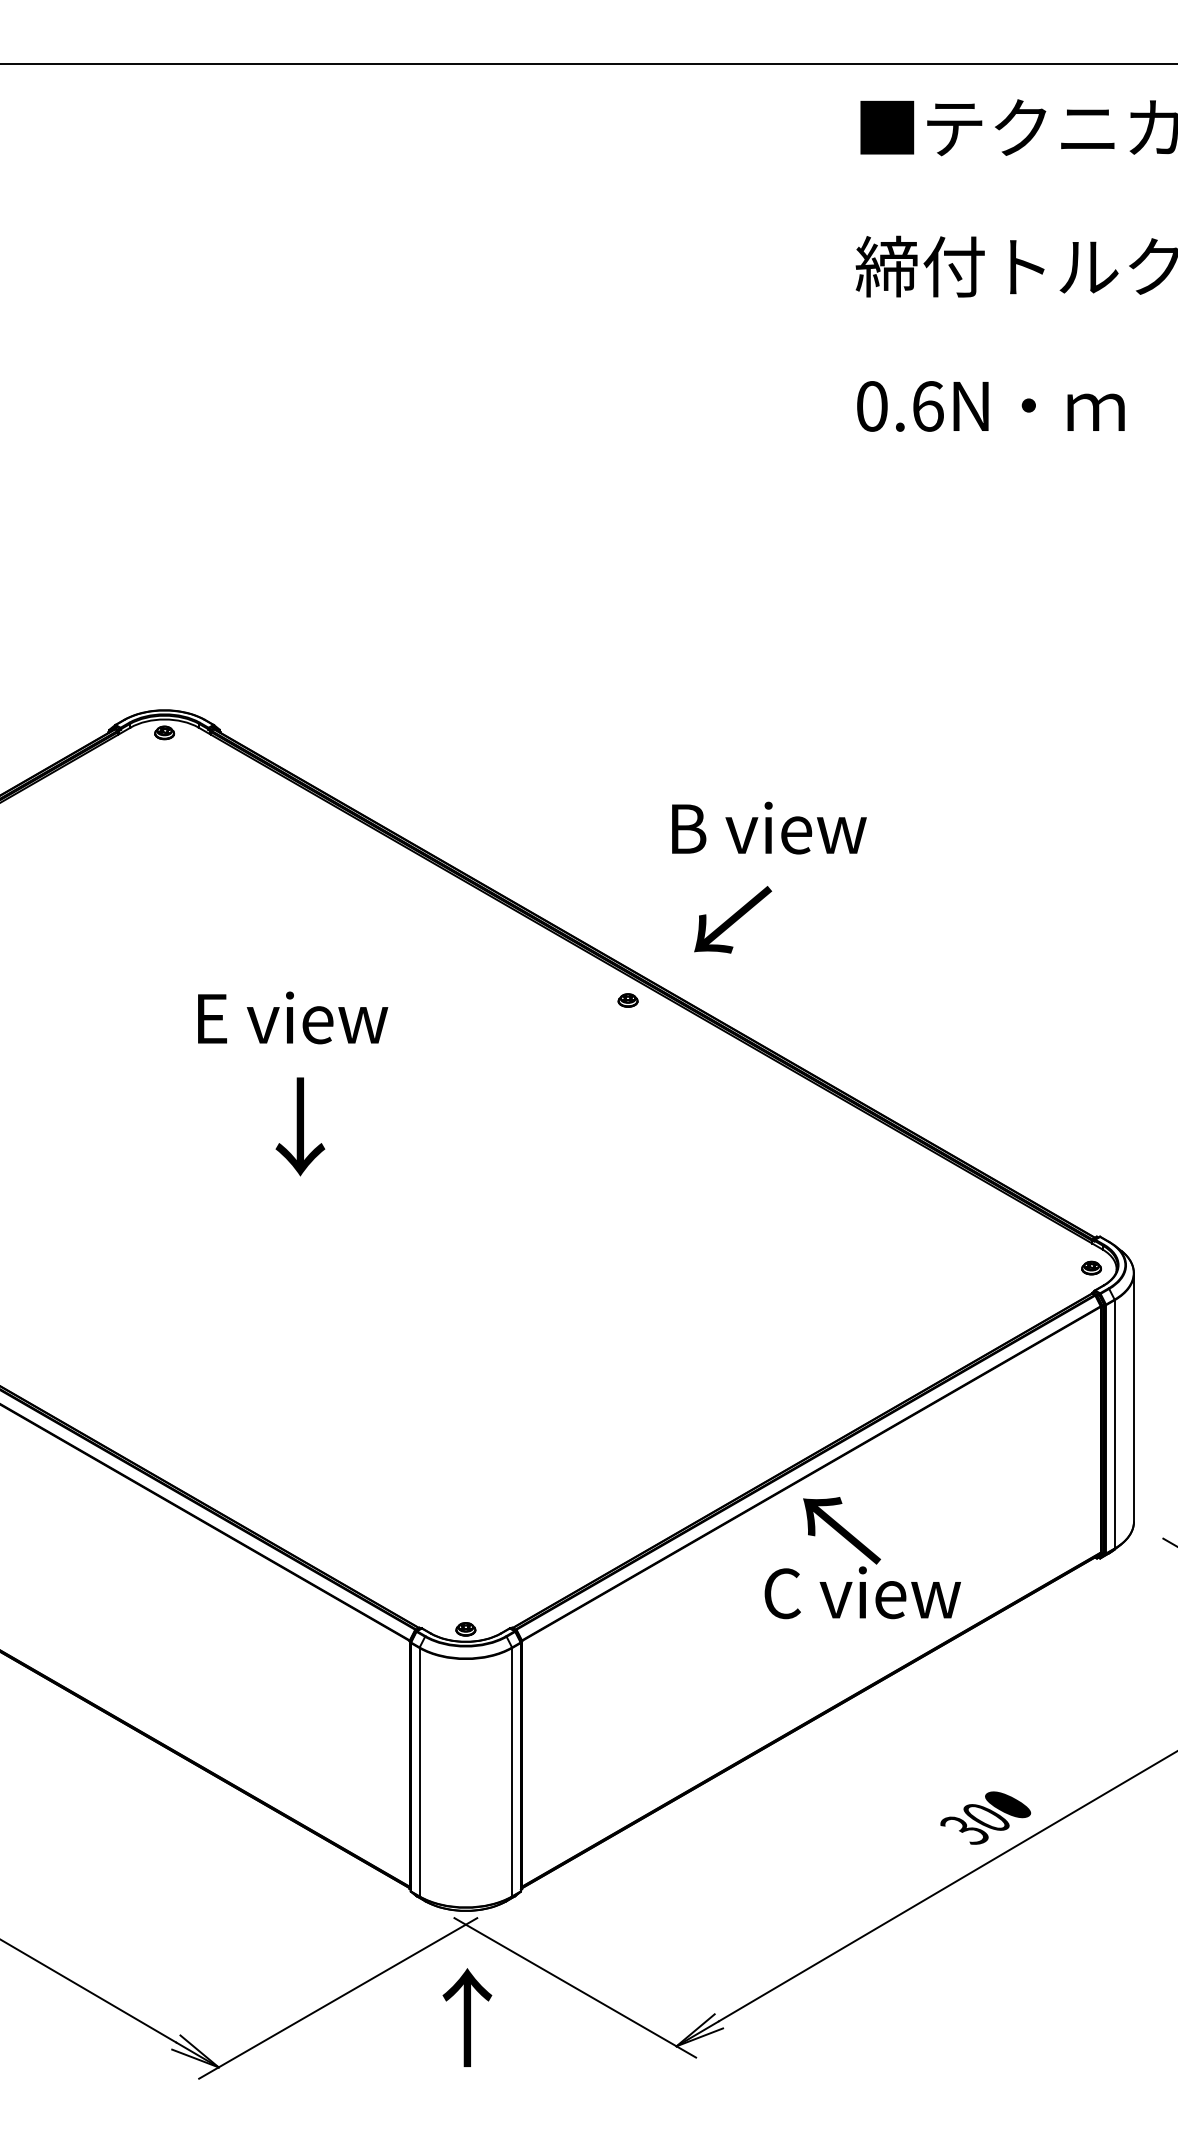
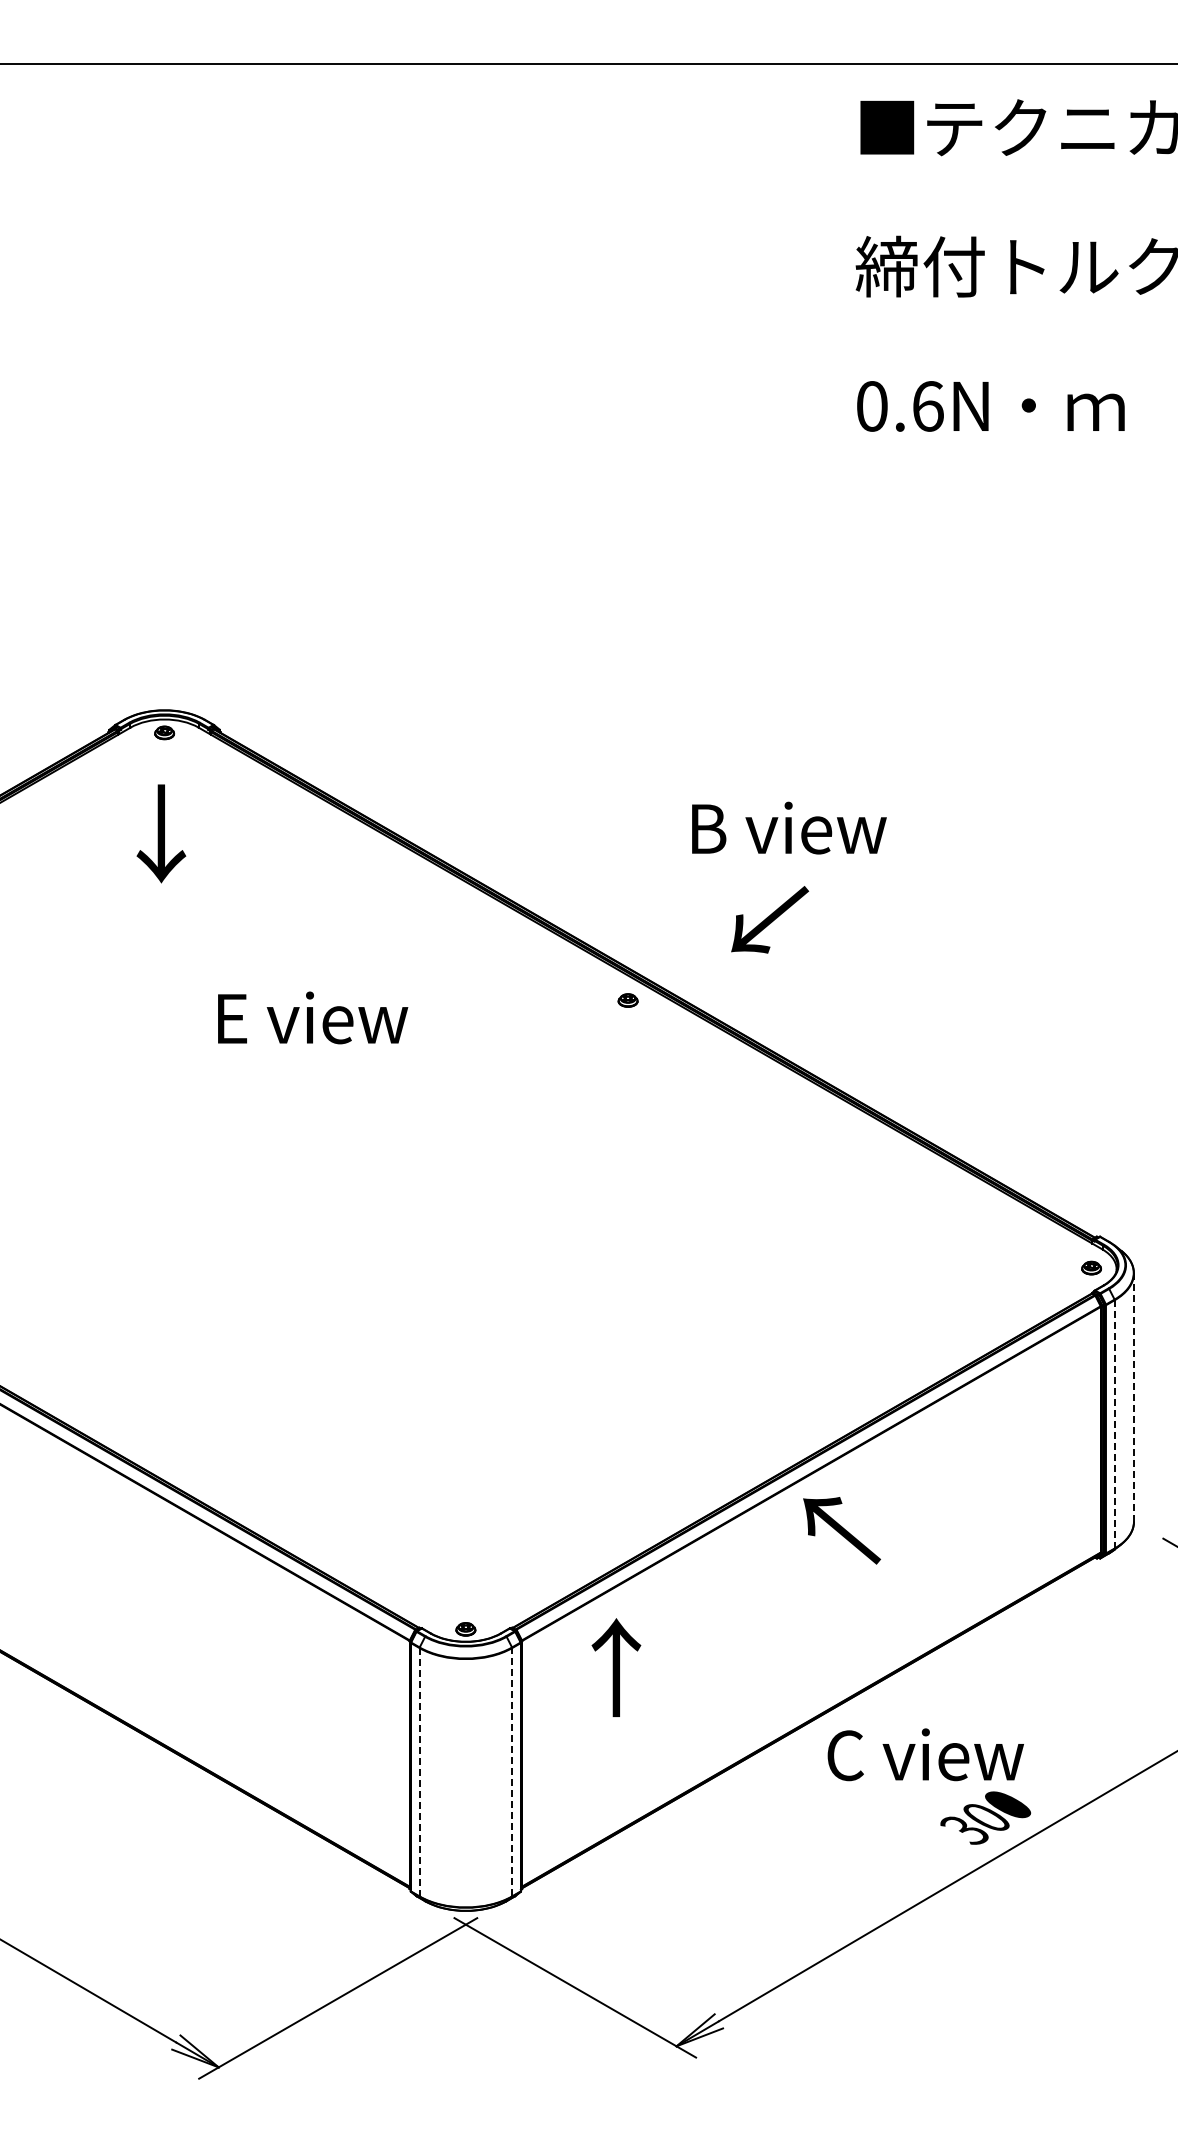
text position: (769, 827) -> (789, 827) (789, 827)
text position: (733, 919) -> (770, 919) (770, 919)
text position: (293, 1017) -> (313, 1017) (313, 1017)
text position: (300, 1126) -> (161, 833) (161, 833)
line: solid -> dashed (1133, 1397)
line: solid -> dashed (1114, 1424)
text position: (862, 1592) -> (925, 1754) (925, 1754)
line: solid -> dashed (512, 1771)
line: solid -> dashed (419, 1772)
text position: (467, 2017) -> (616, 1667) (616, 1667)
